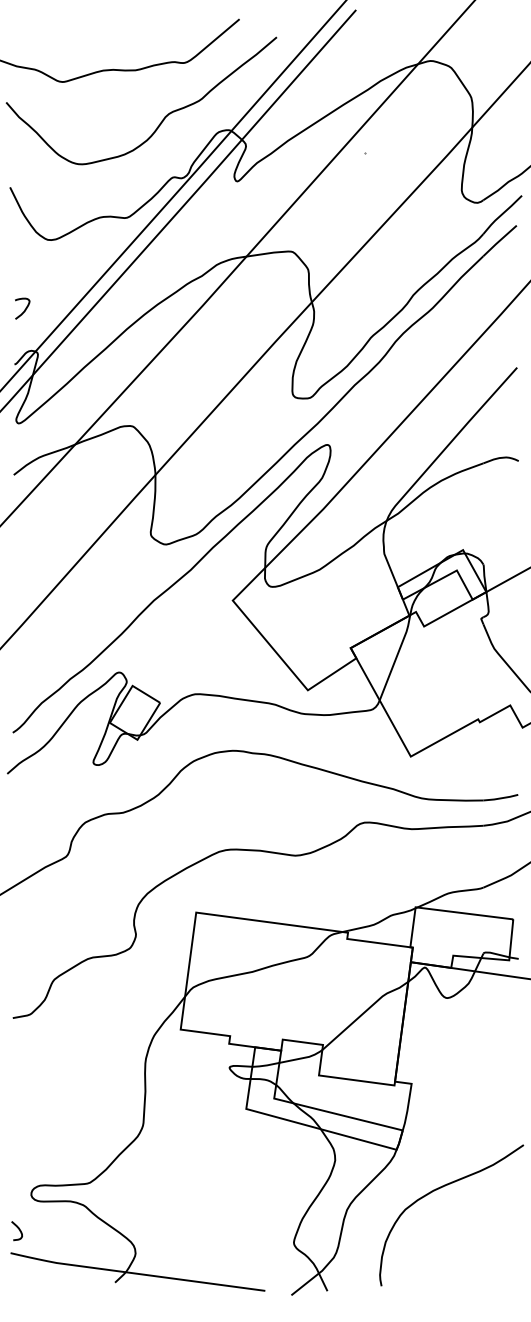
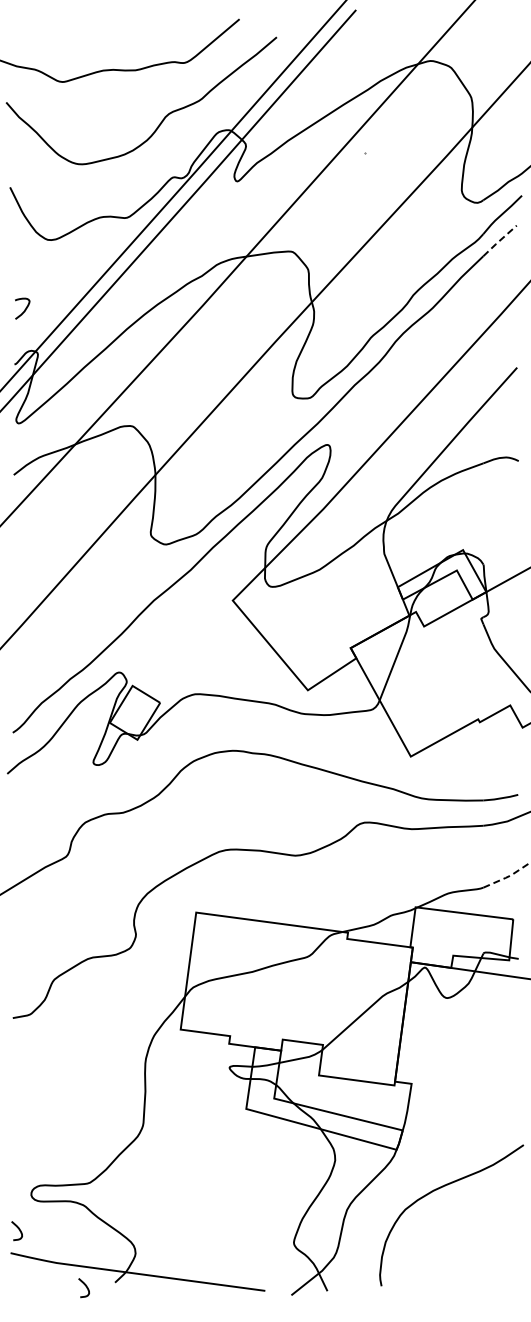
line: solid -> dashed (499, 240)
line: solid -> dashed (508, 876)
curve: none -> present (85, 1286)
